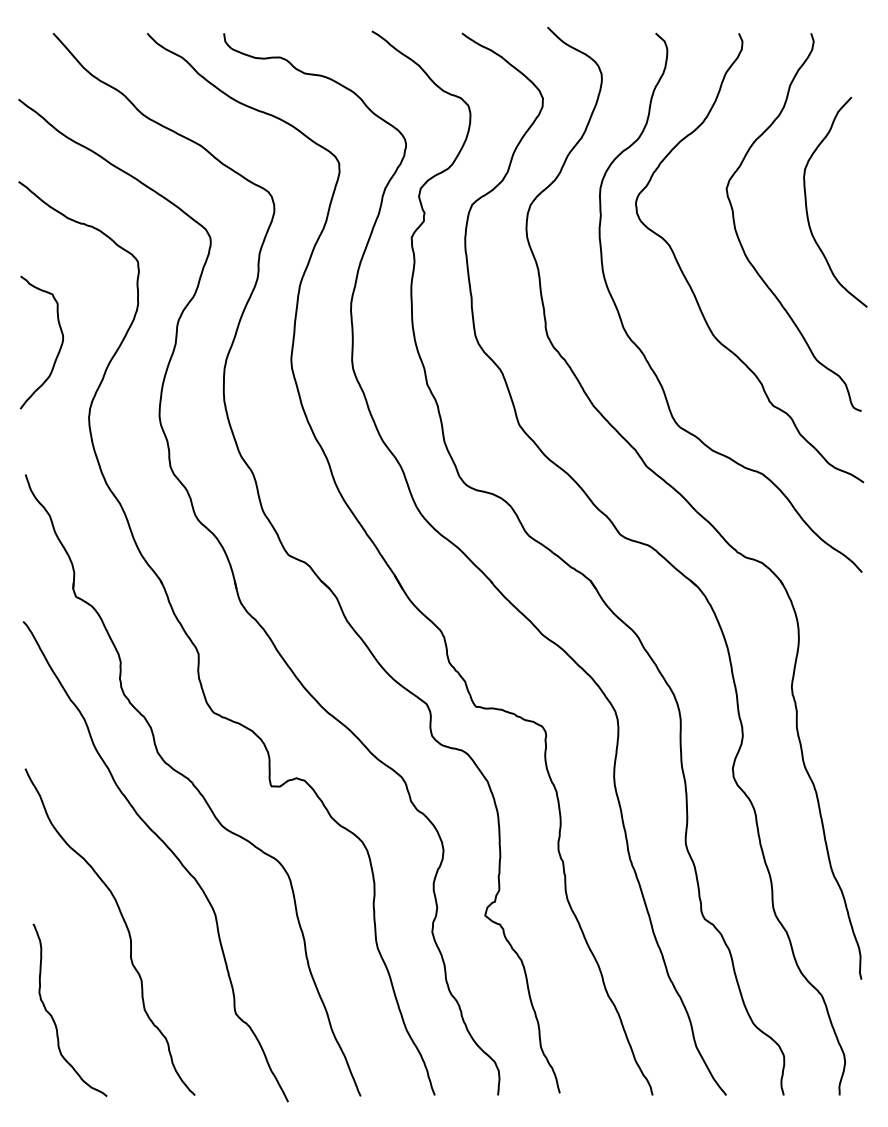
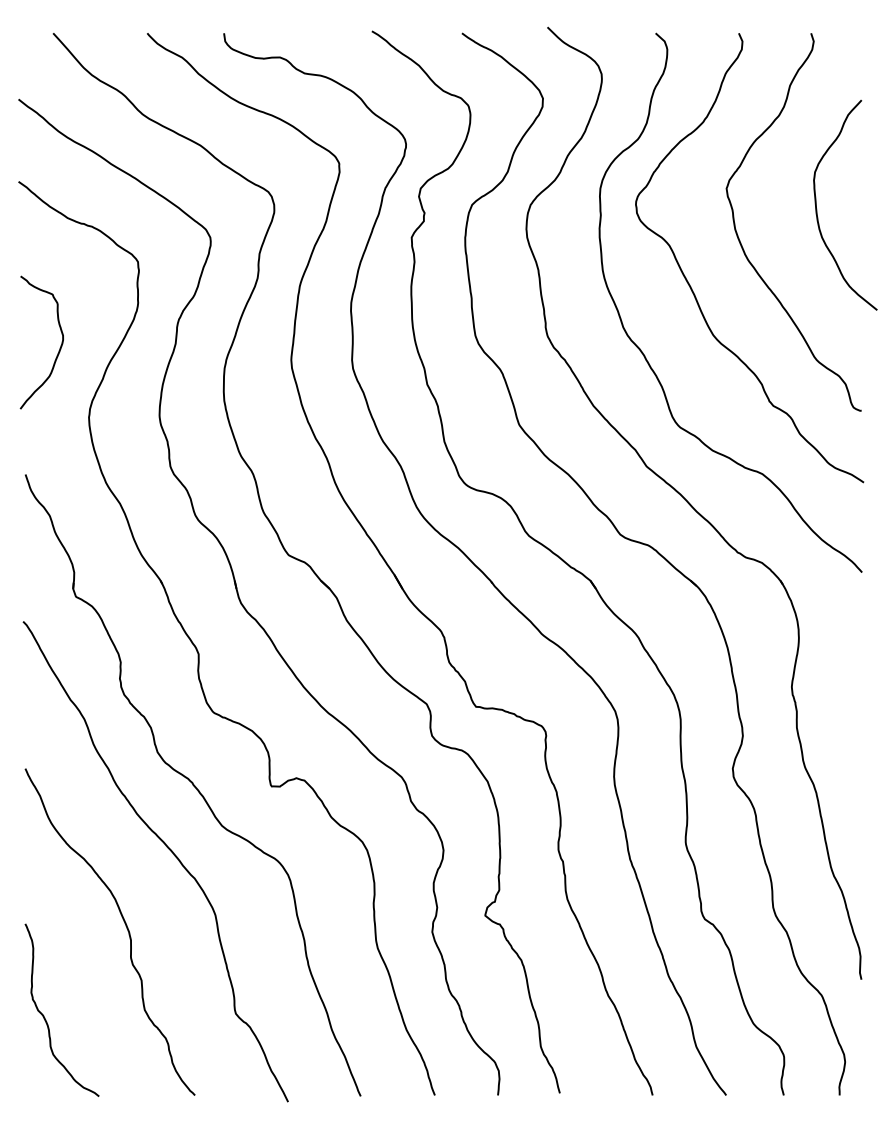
curve position: (807, 206) -> (817, 209) (817, 209)
curve position: (53, 1017) -> (45, 1017) (45, 1017)
